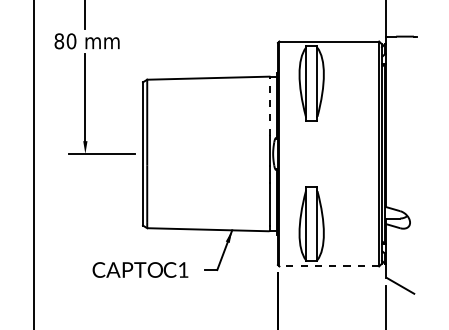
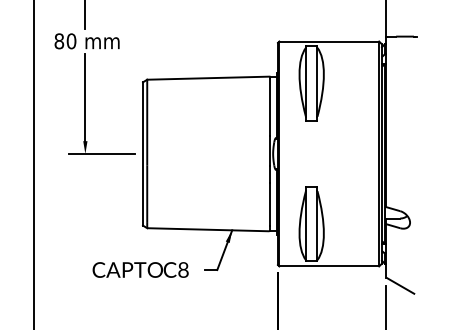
line: dashed -> solid (269, 106)
line: dashed -> solid (329, 266)
text: C1 -> C8 (183, 269)
